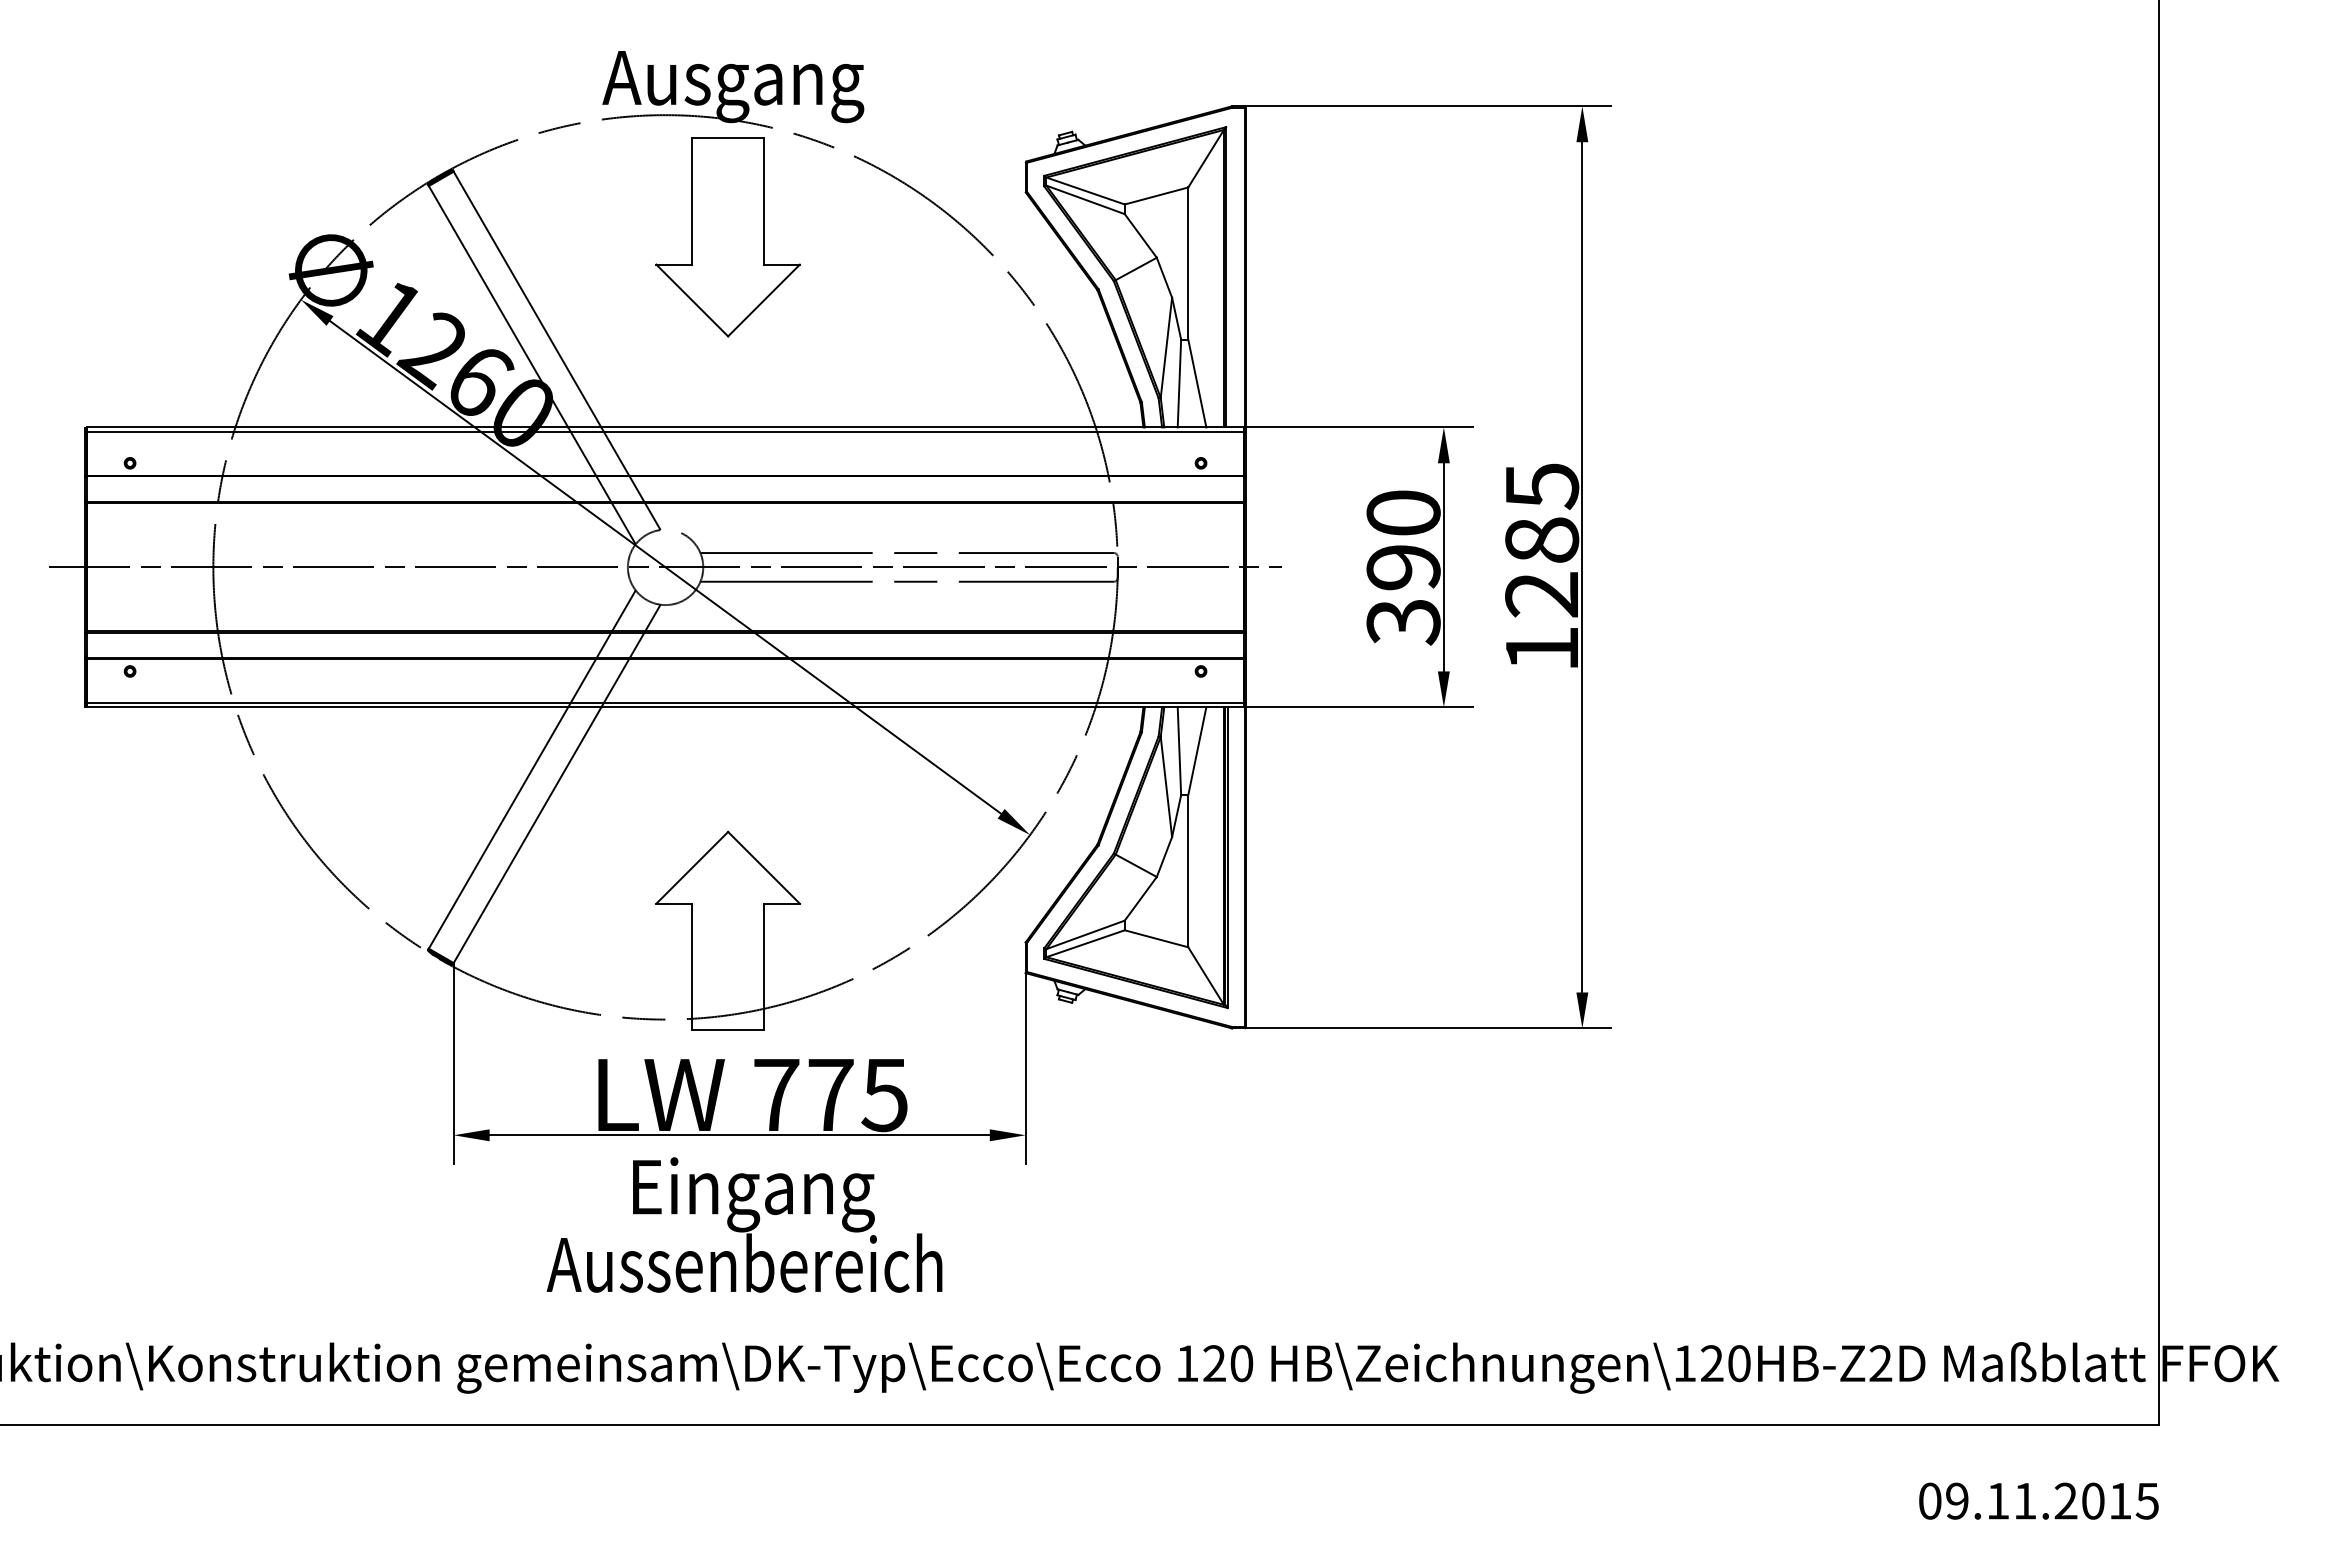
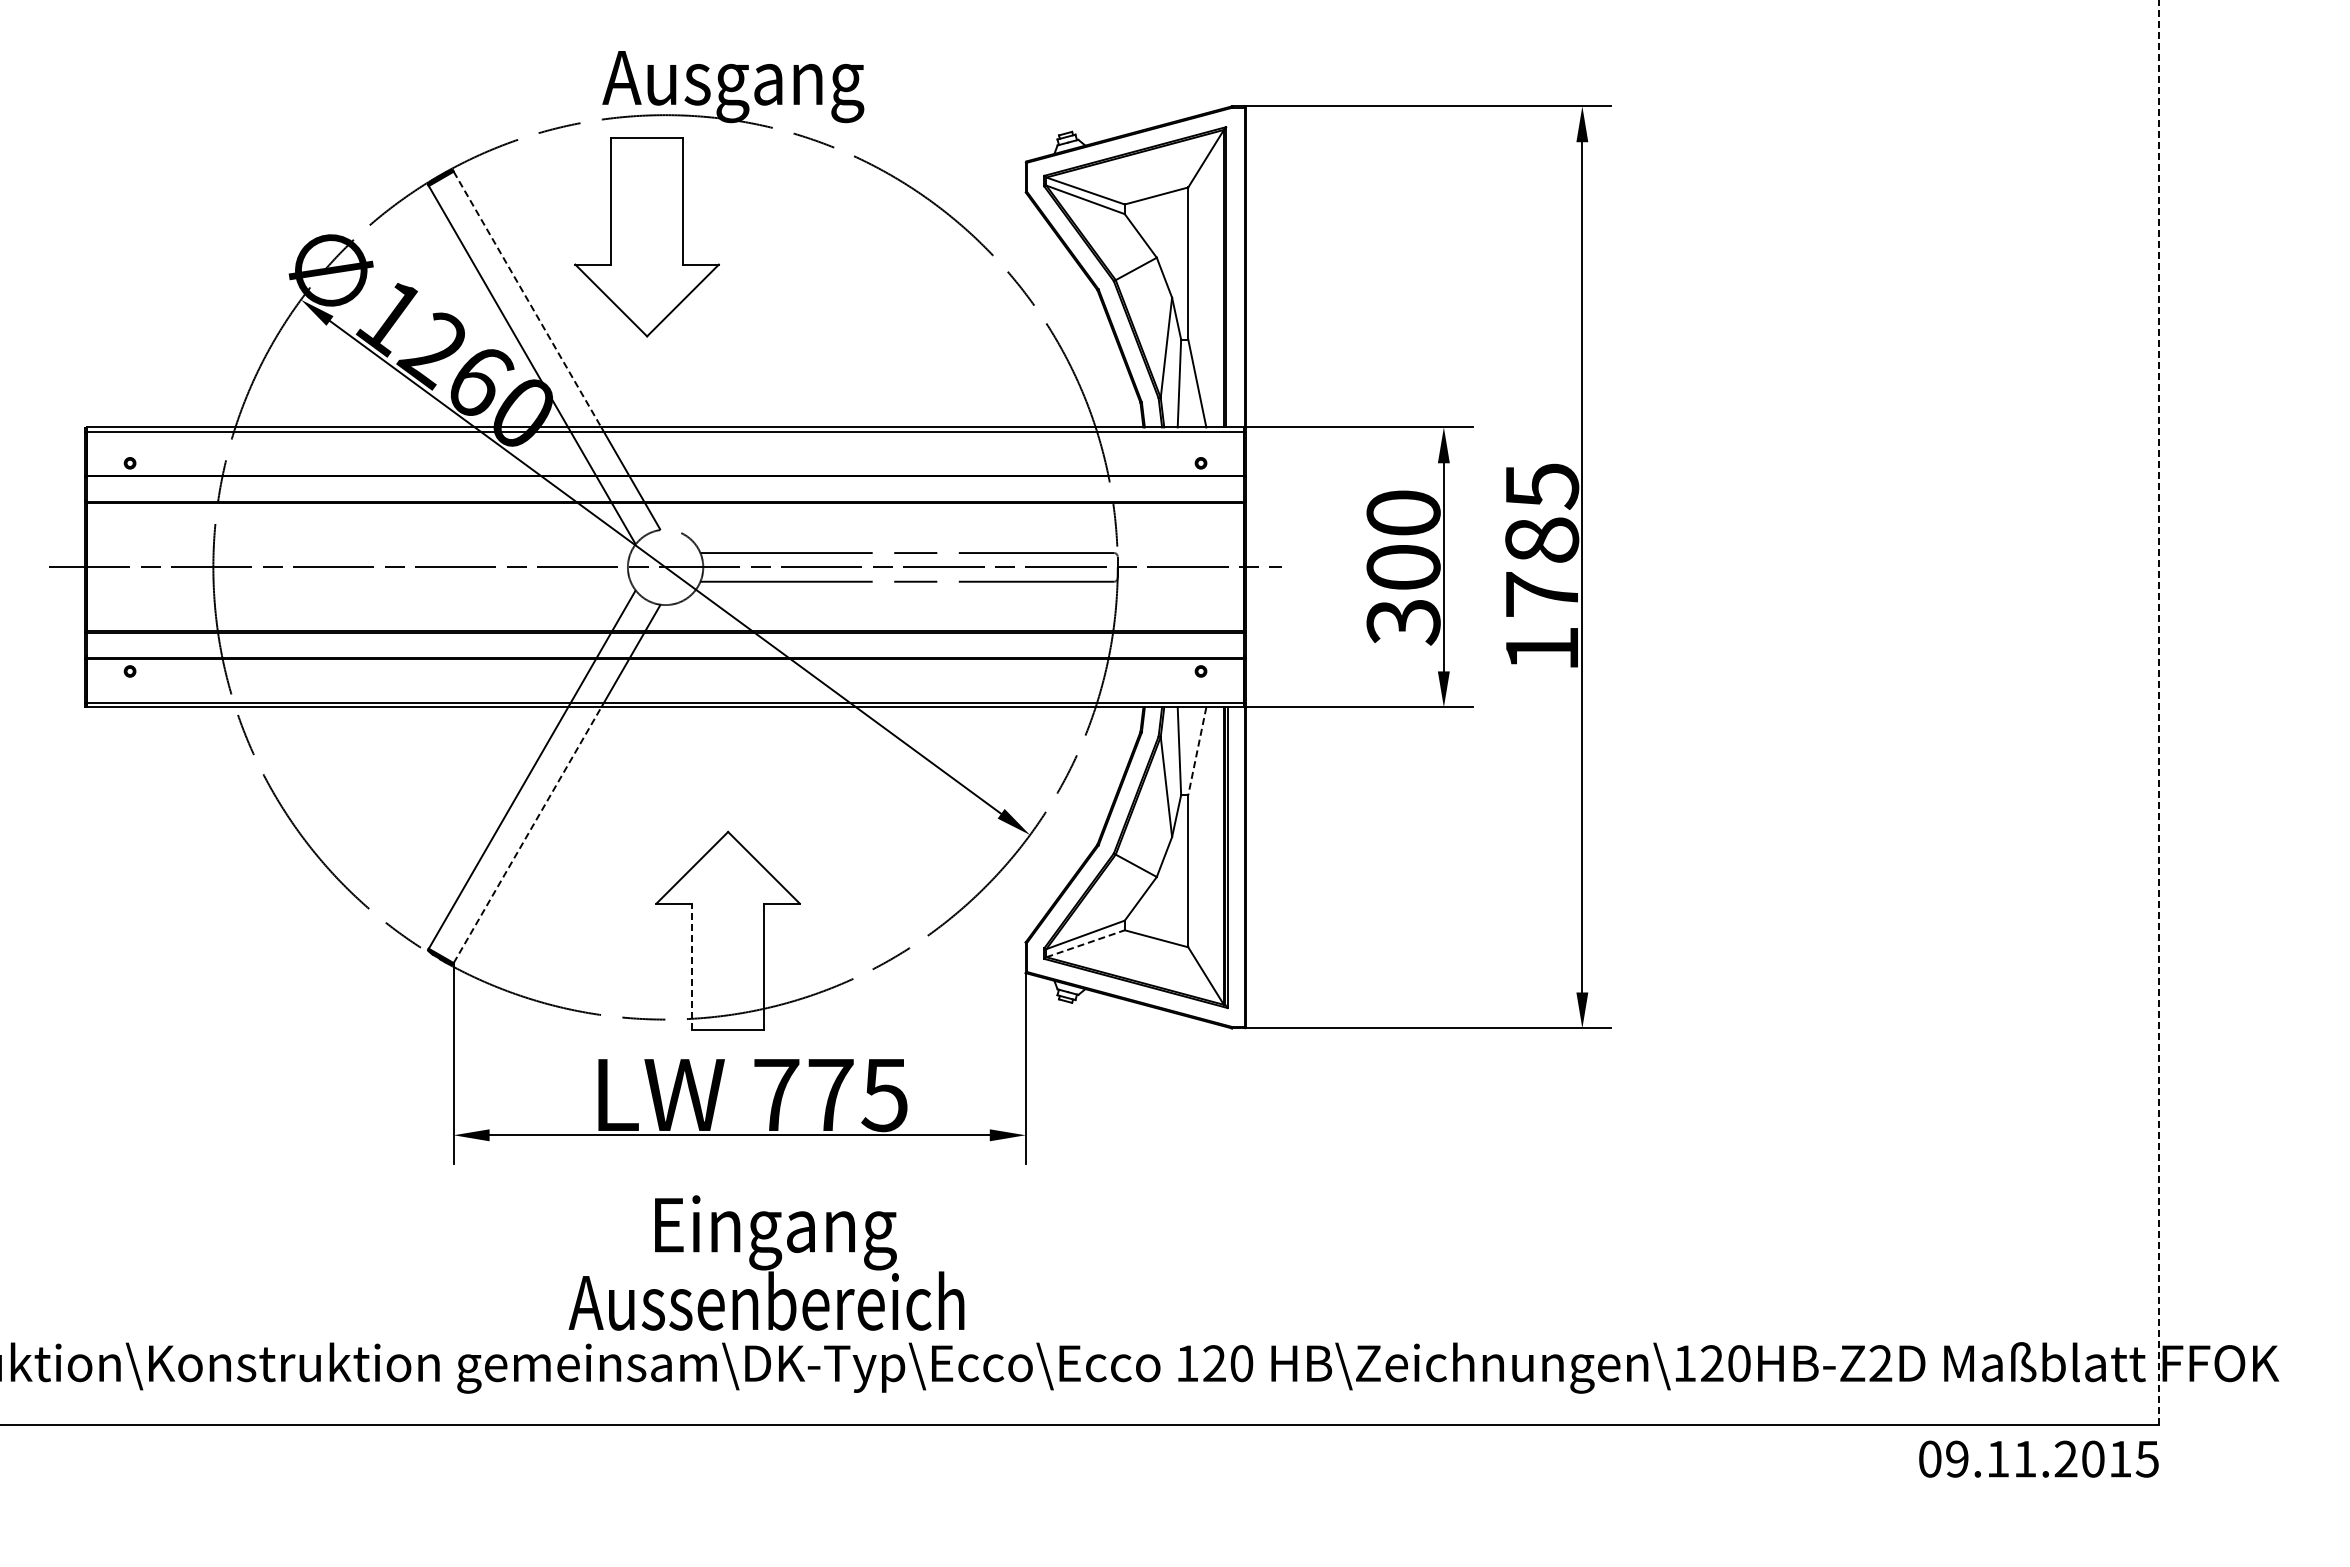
part position: (727, 237) -> (646, 237) (646, 237)
line: solid -> dashed (527, 299)
text: 390 -> 300 (1403, 567)
text: 1285 -> 1785 (1541, 594)
line: solid -> dashed (2158, 712)
line: solid -> dashed (1197, 751)
line: solid -> dashed (527, 835)
line: solid -> dashed (1086, 943)
line: solid -> dashed (692, 966)
text position: (744, 1224) -> (766, 1262) (766, 1262)
text position: (2038, 1500) -> (2038, 1458) (2038, 1458)
